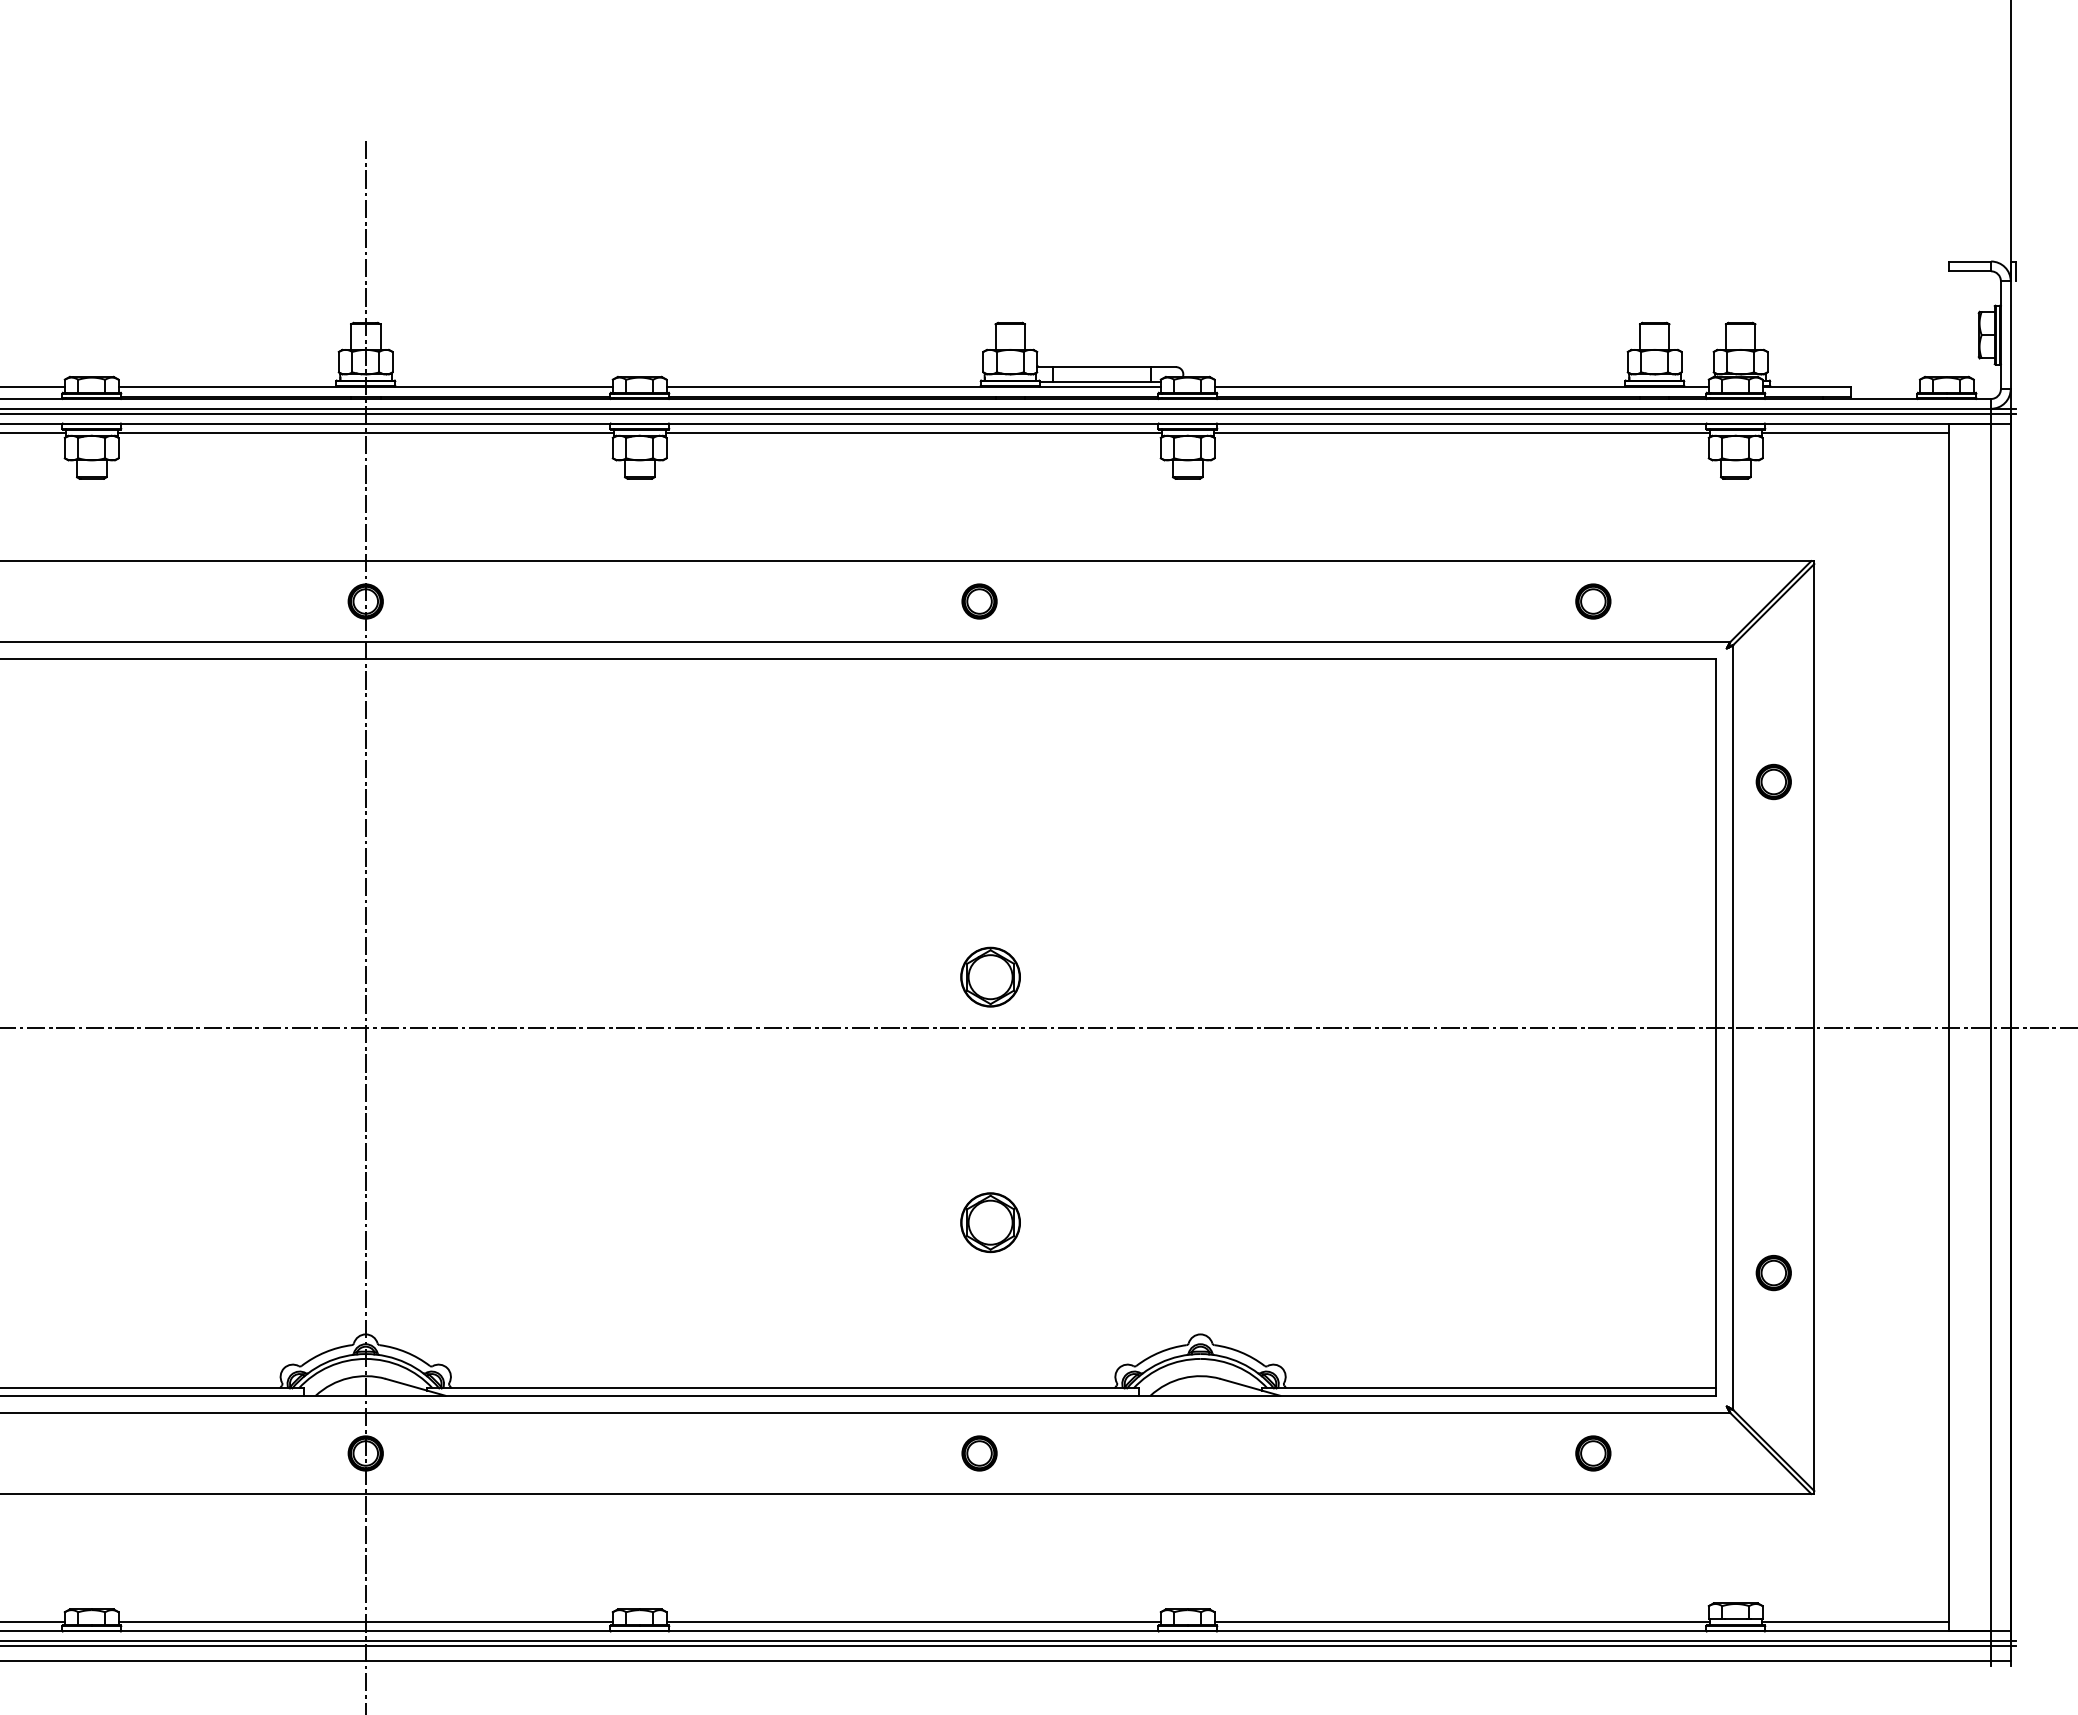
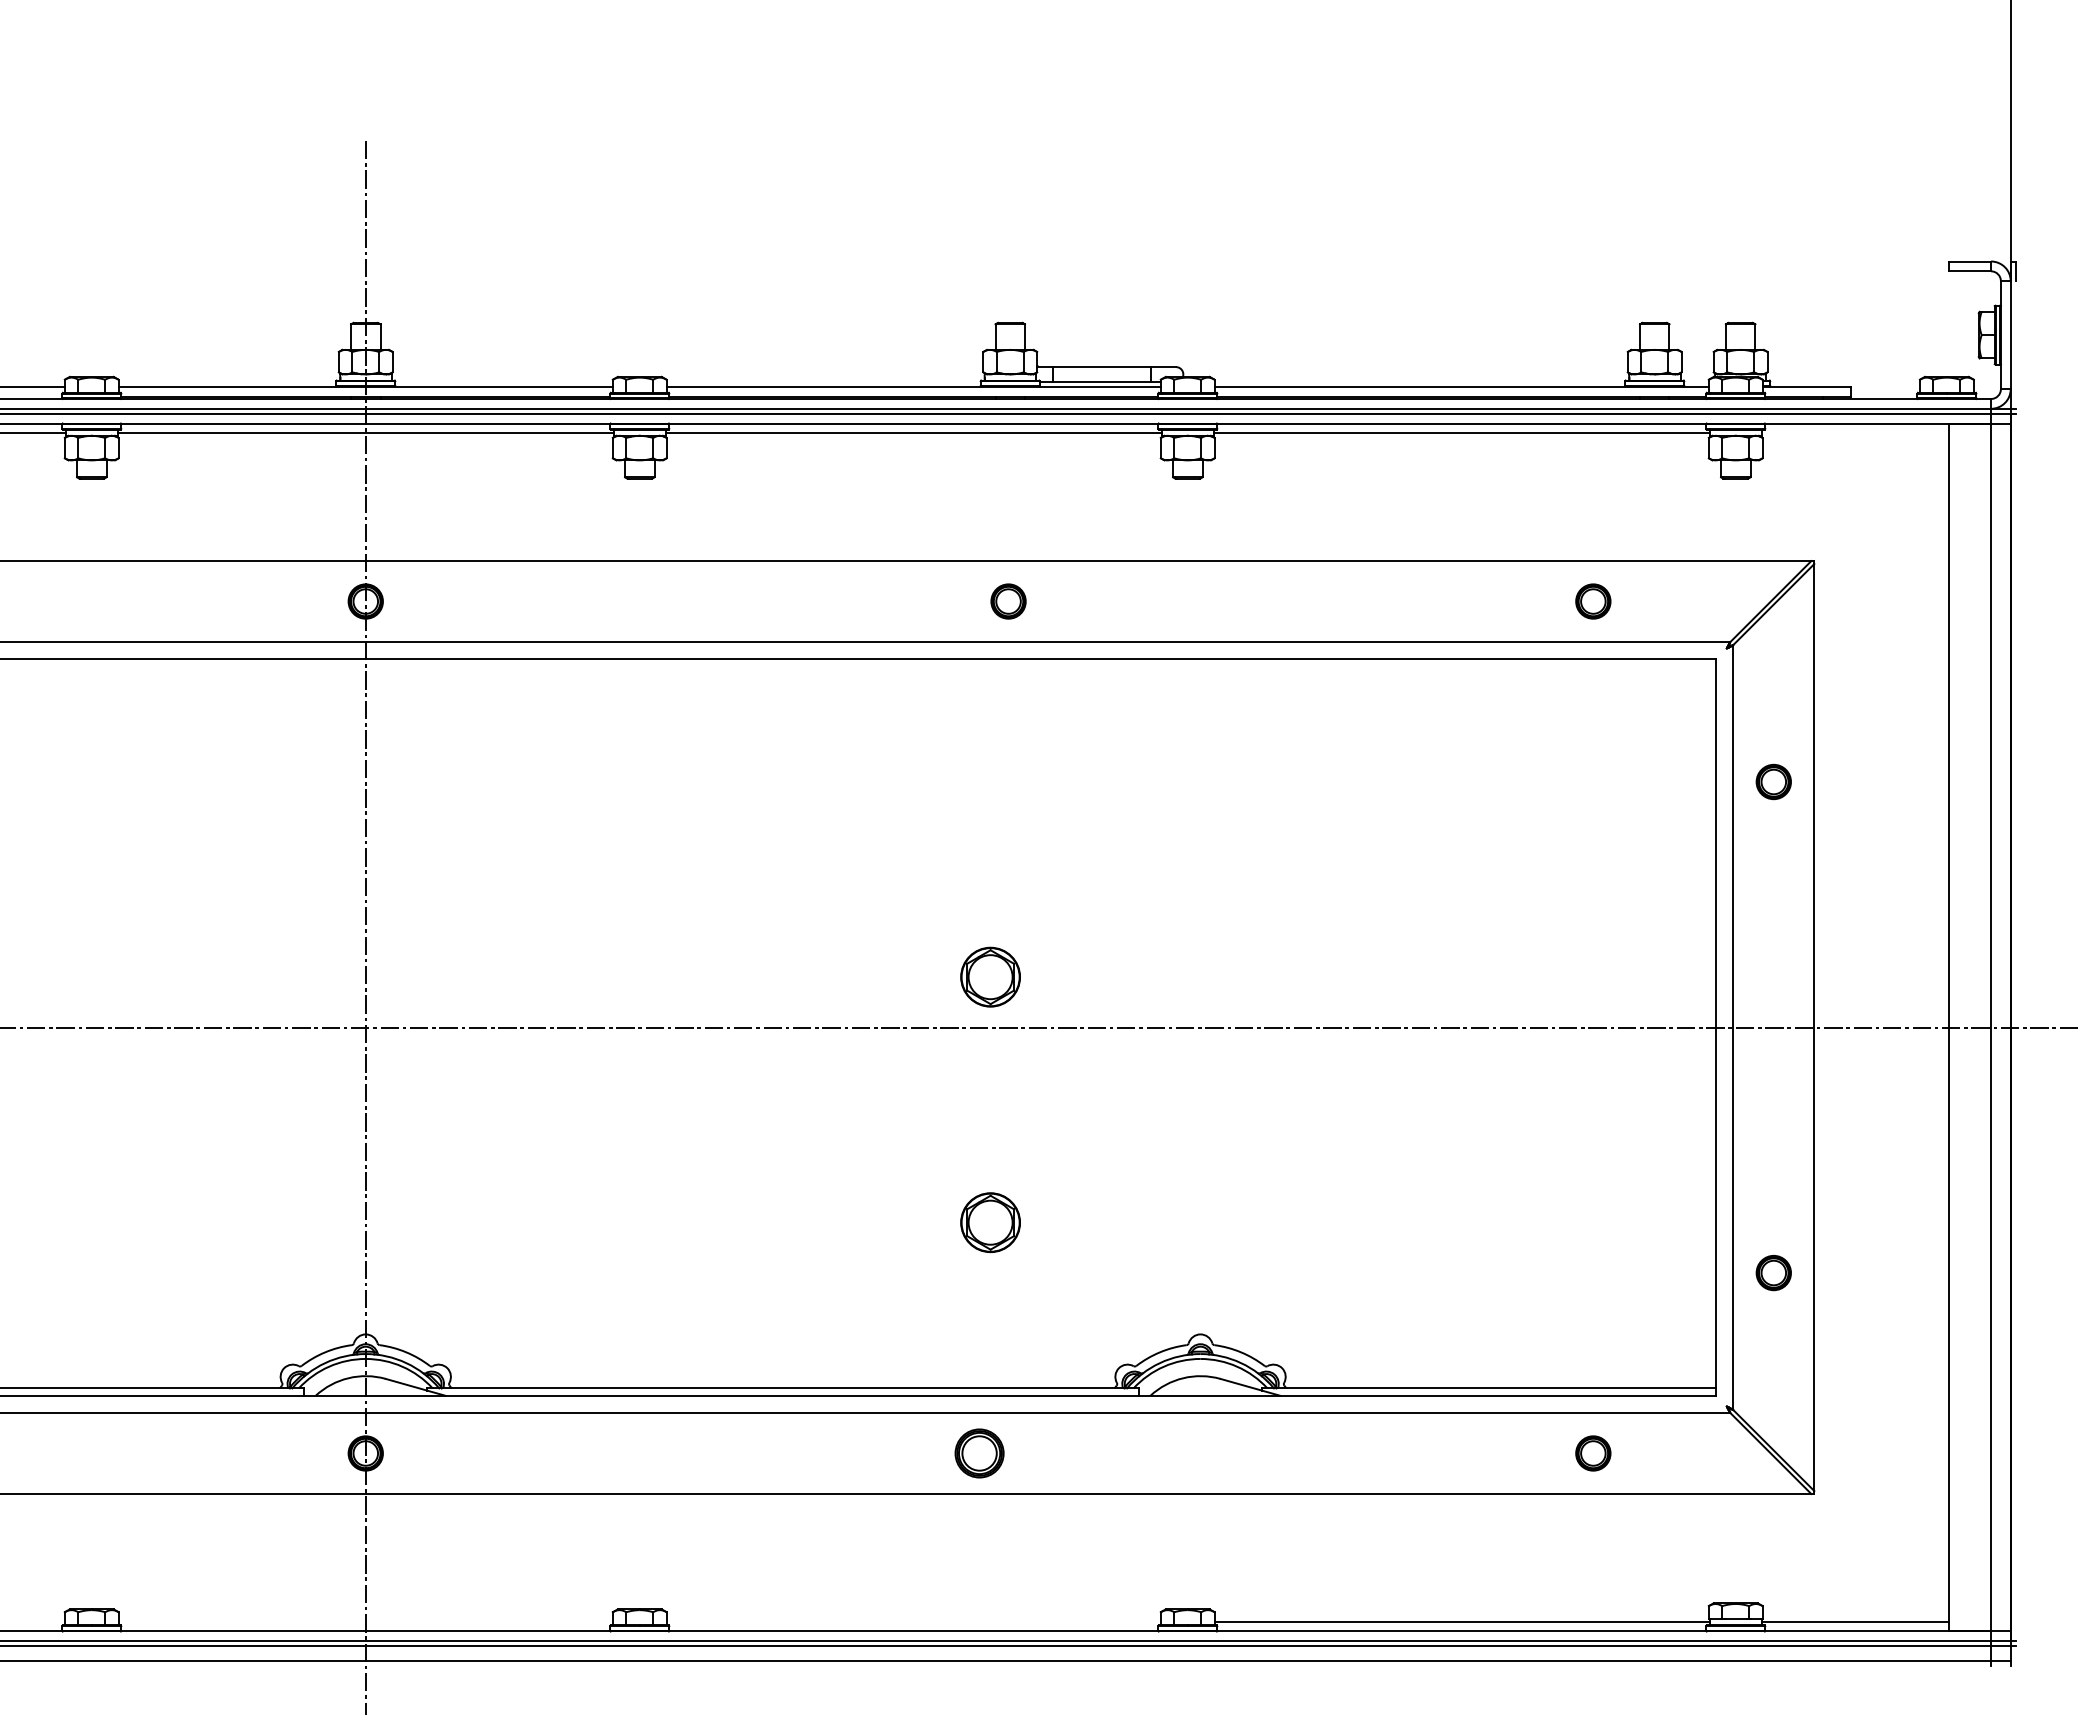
line: present -> none (1855, 433)
part position: (979, 601) -> (1008, 601) (1008, 601)
part size: 37x37 px -> 51x51 px (979, 1453)
line: present -> none (33, 1621)
line: present -> none (365, 1621)
line: present -> none (913, 1621)
